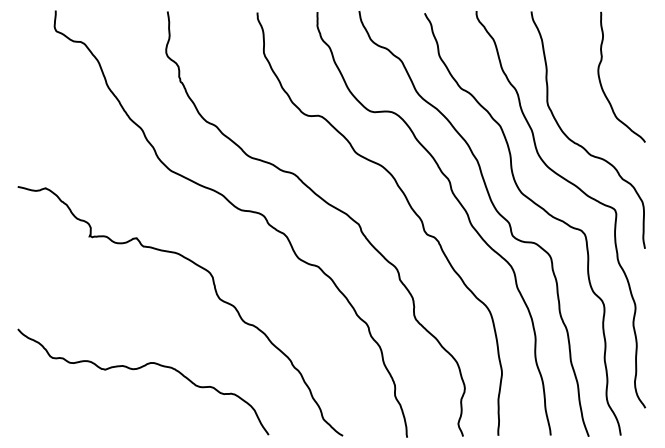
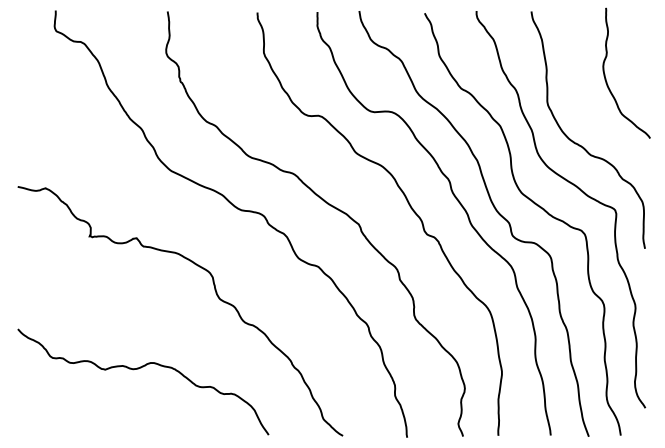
curve position: (601, 82) -> (606, 78) (606, 78)
